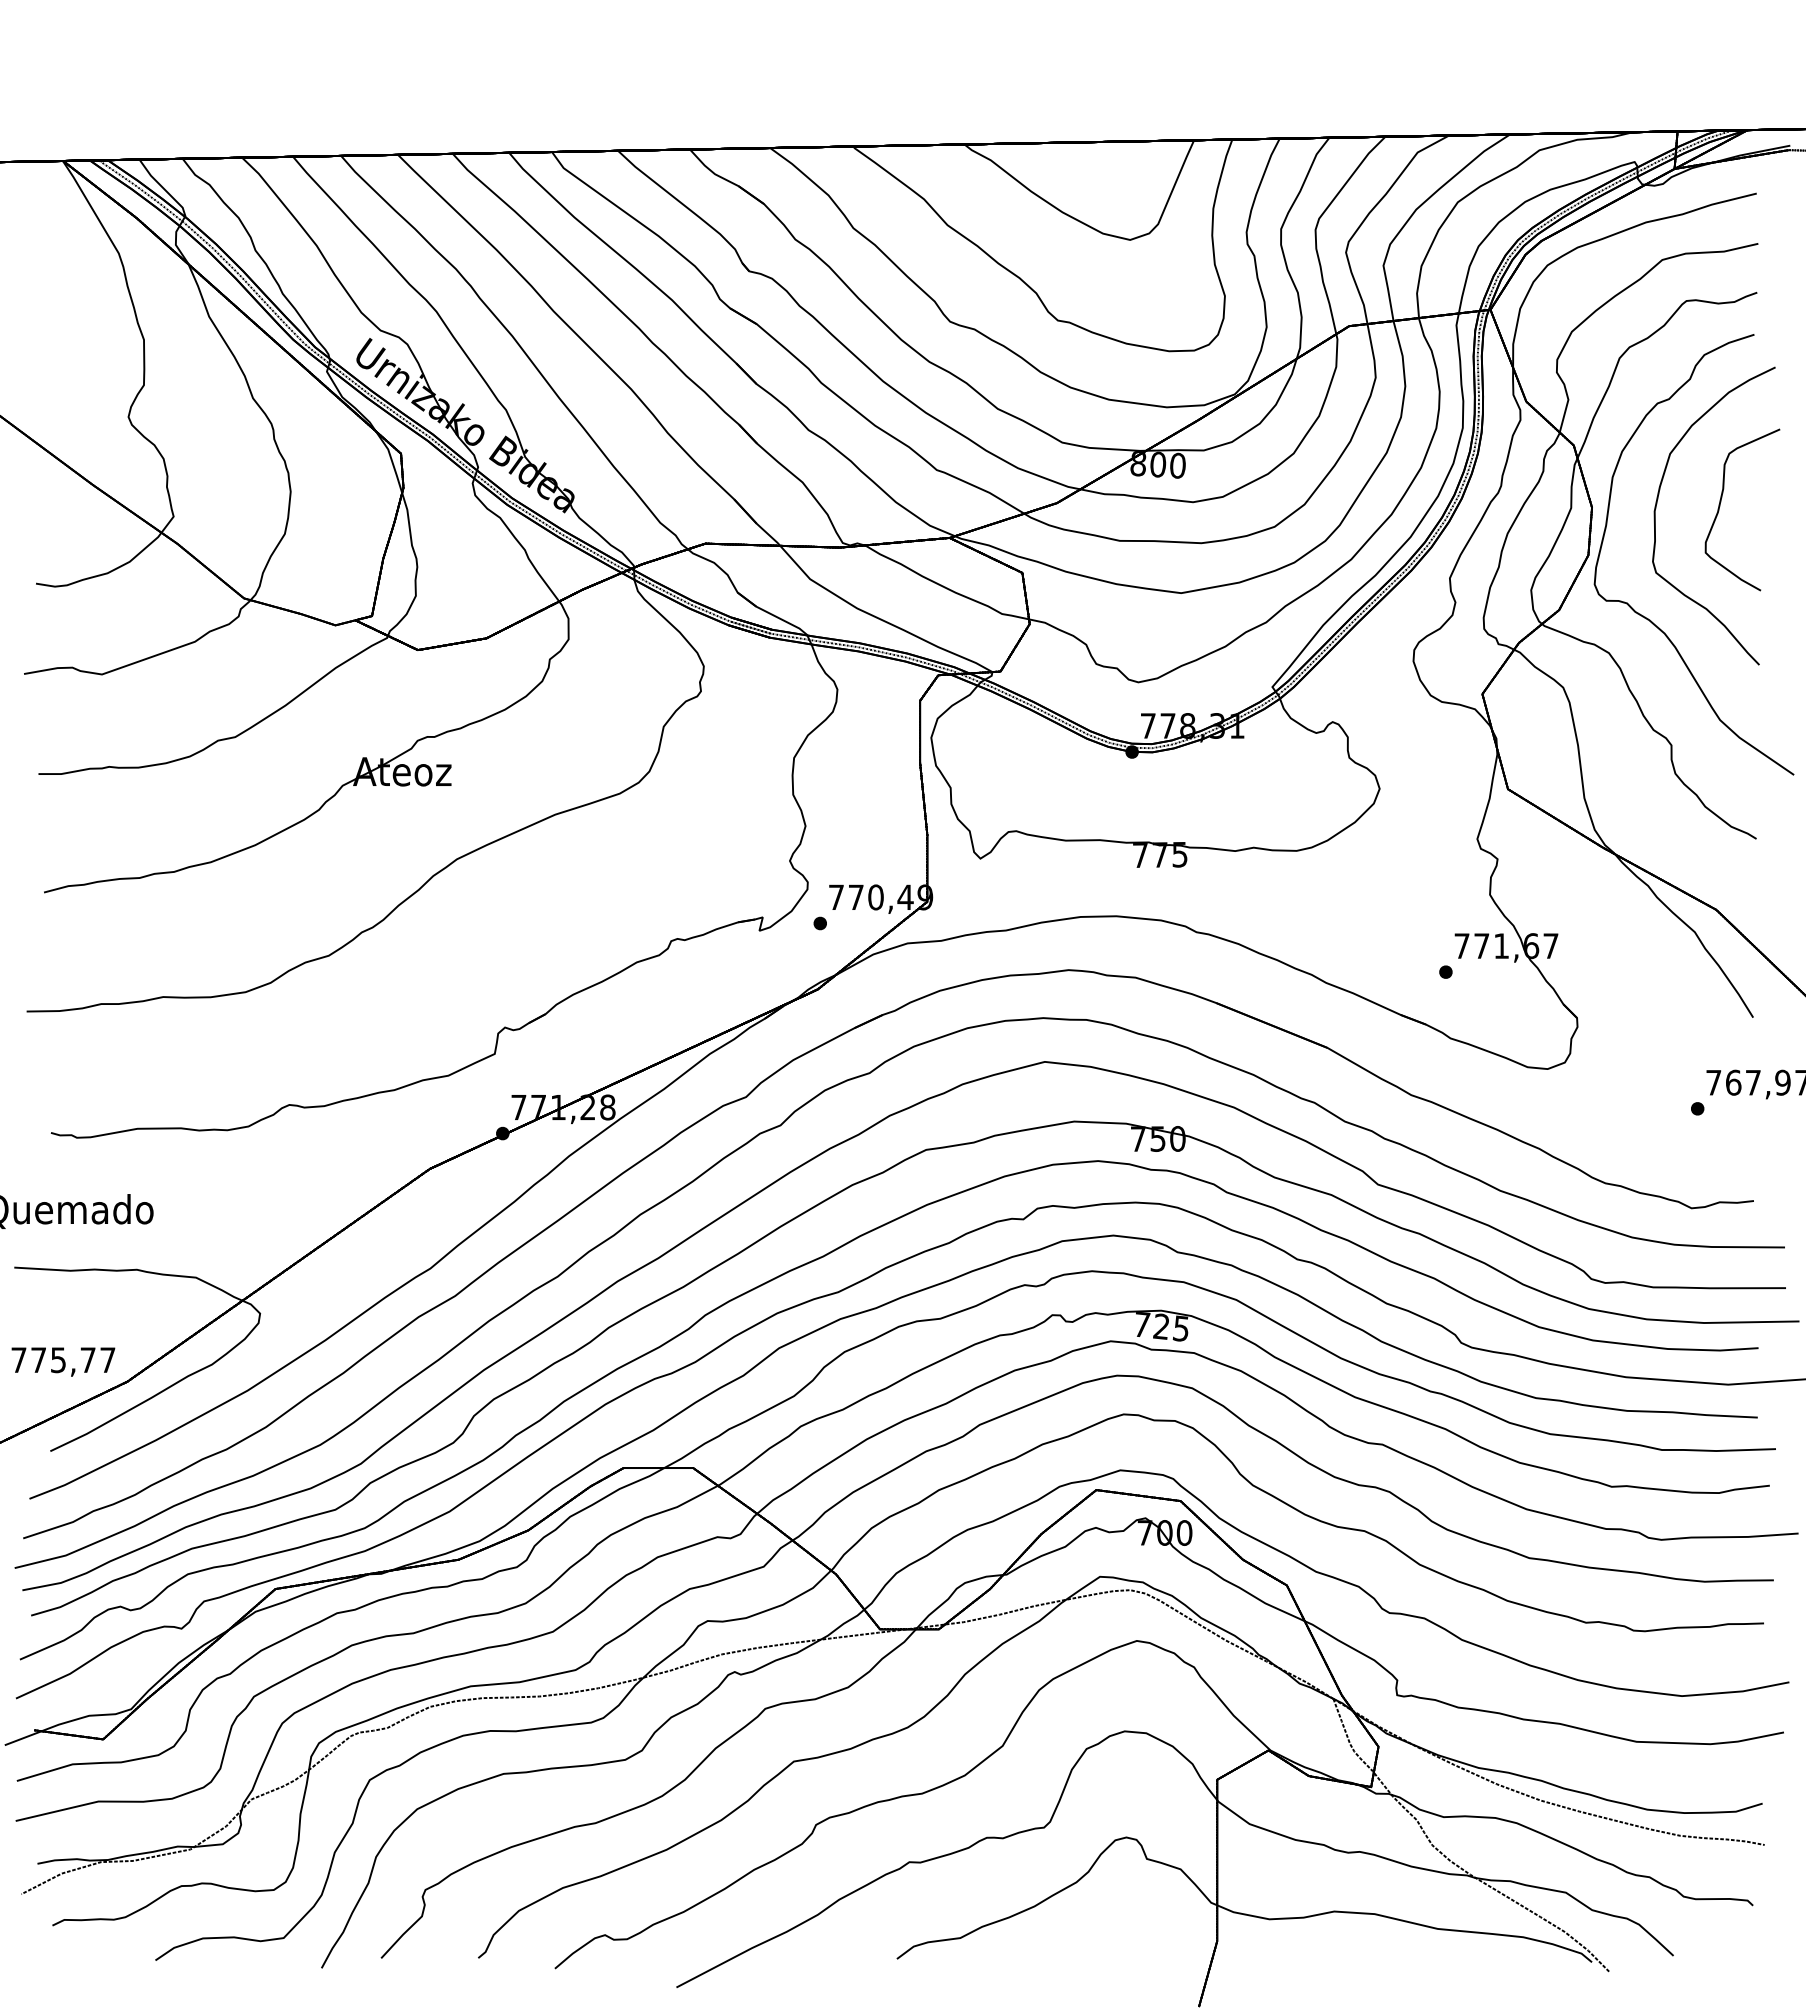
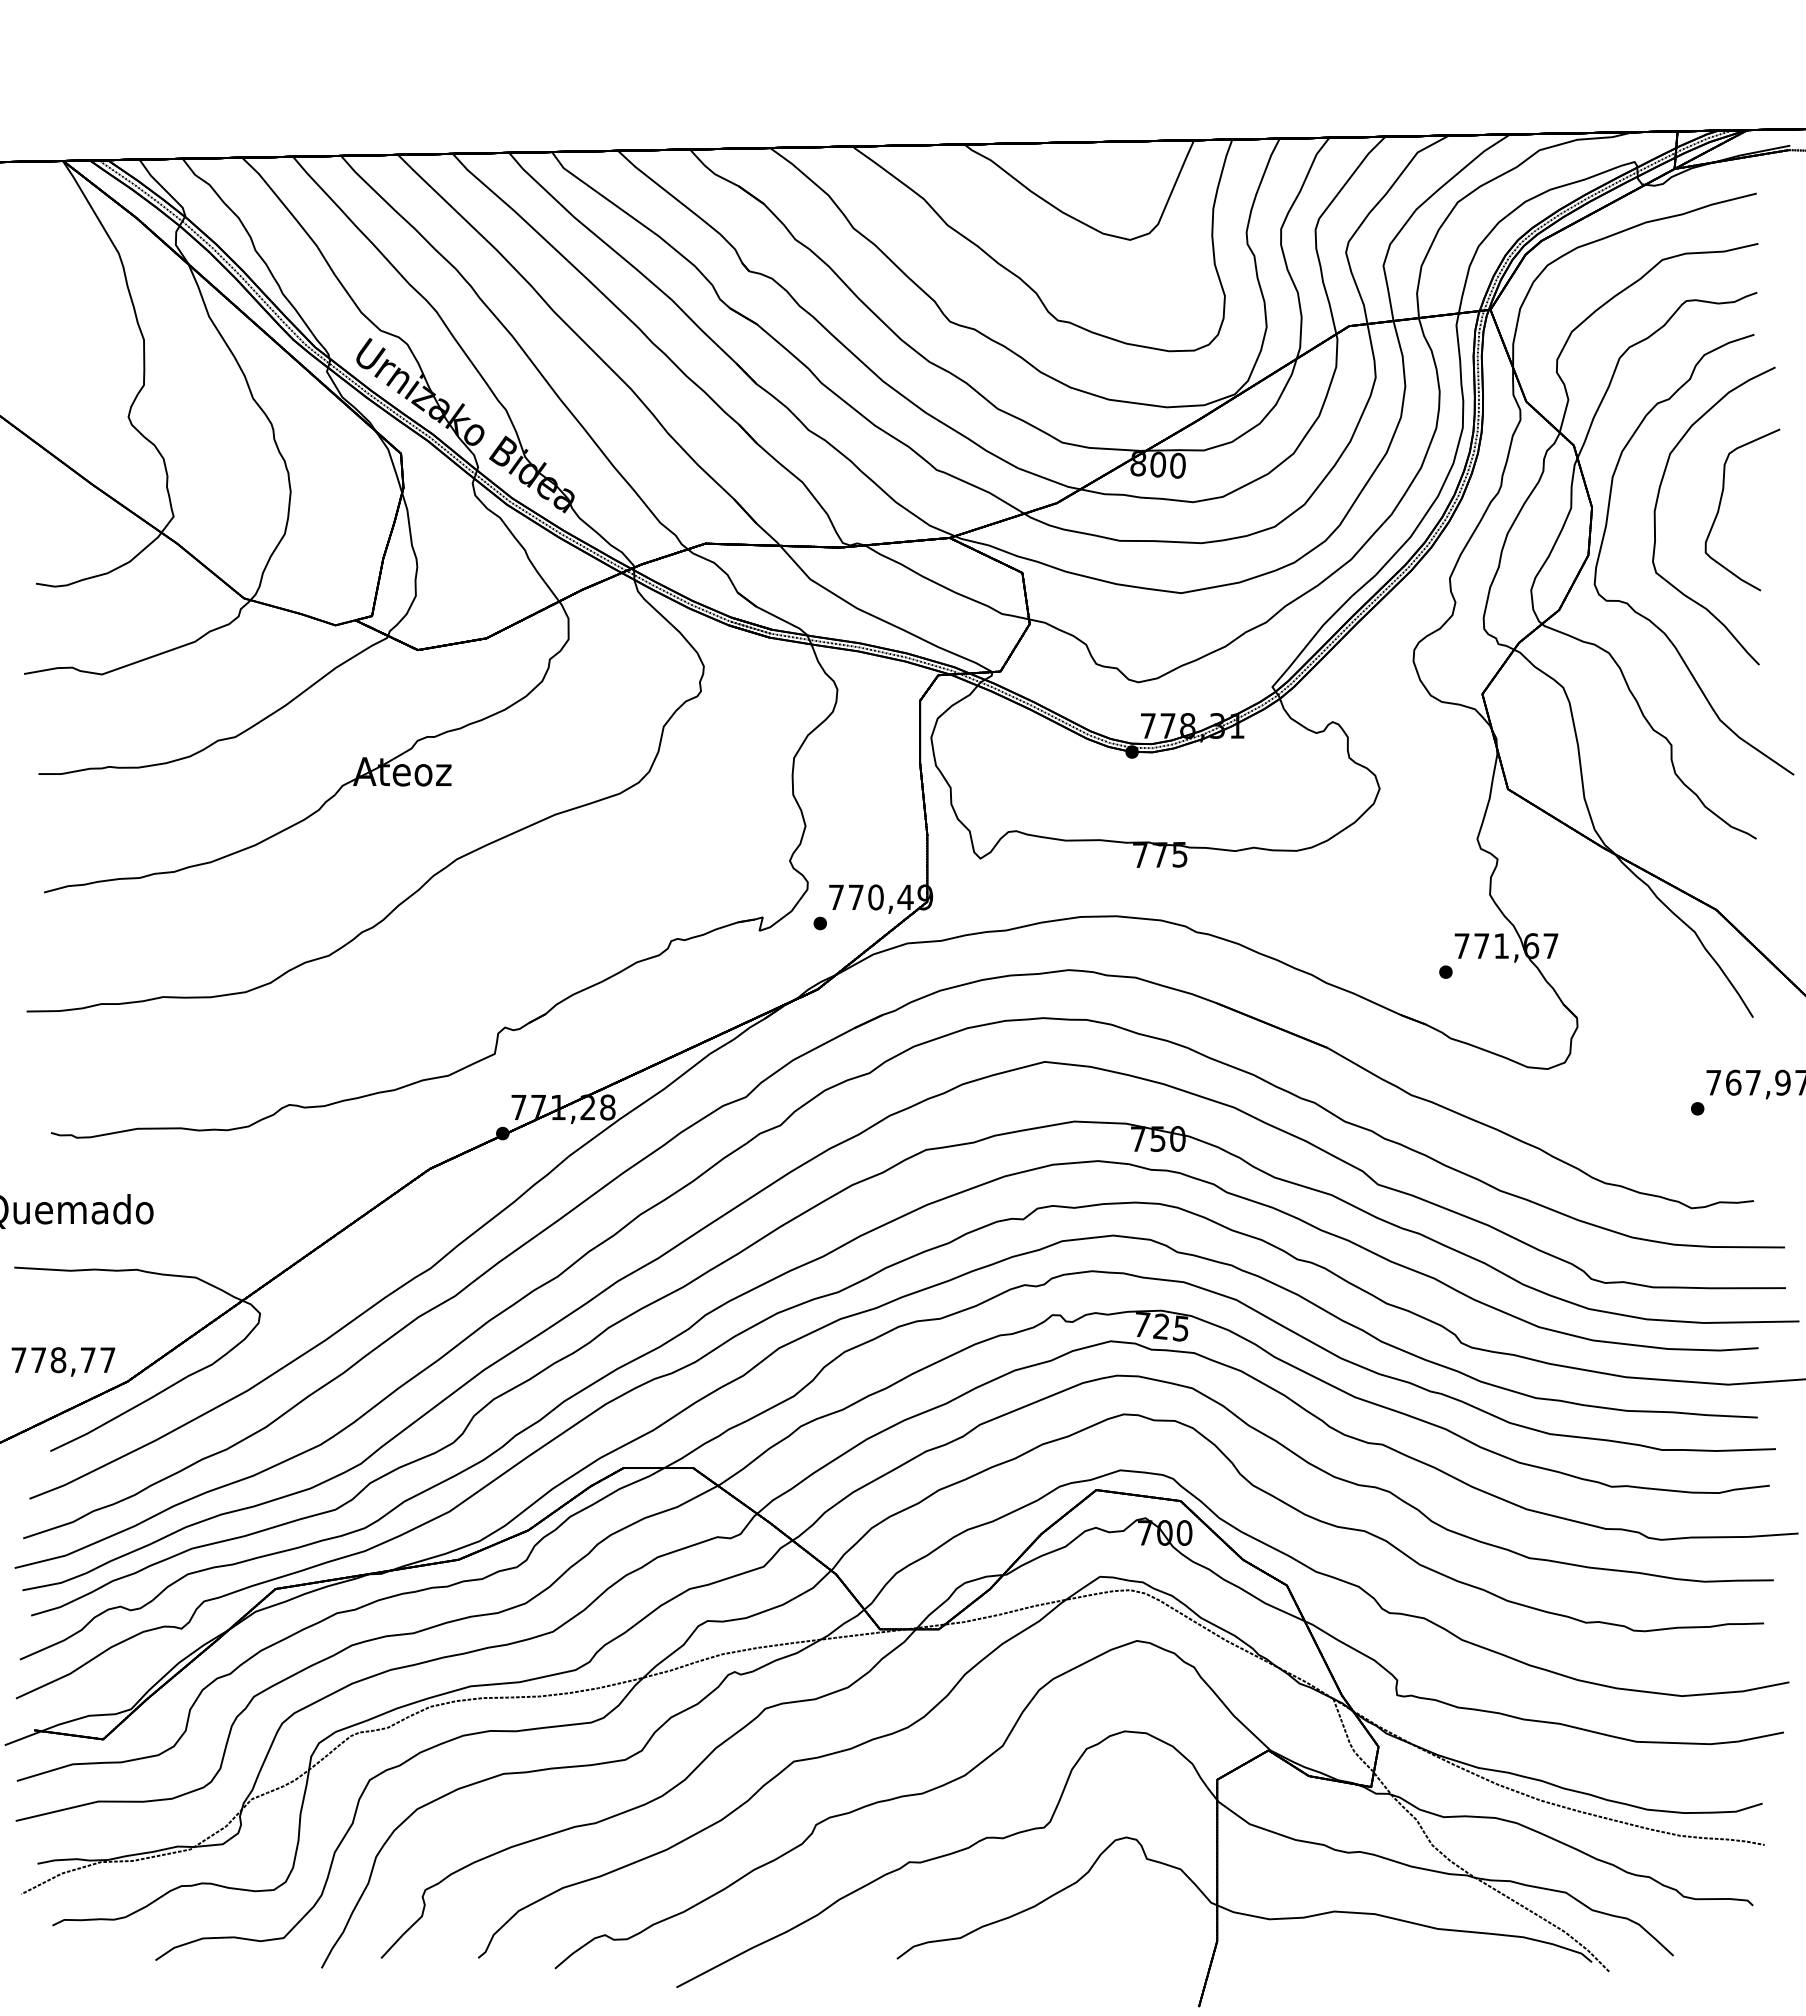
text: 775,77 -> 778,77 (58, 1360)
